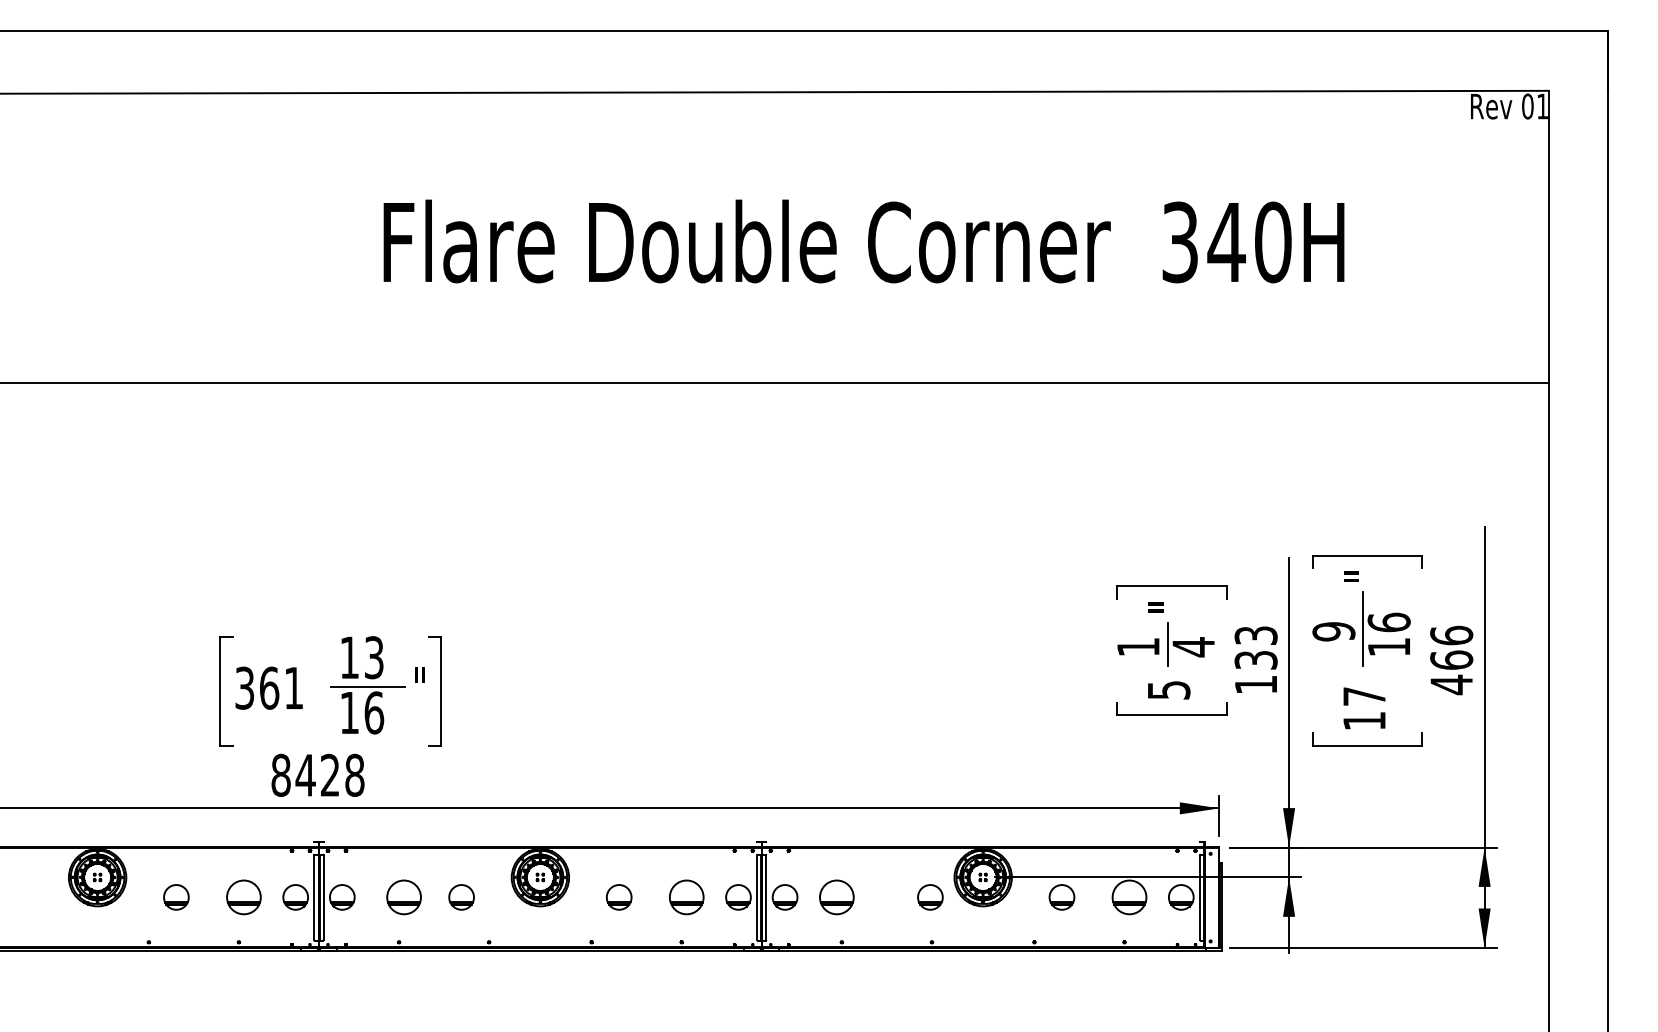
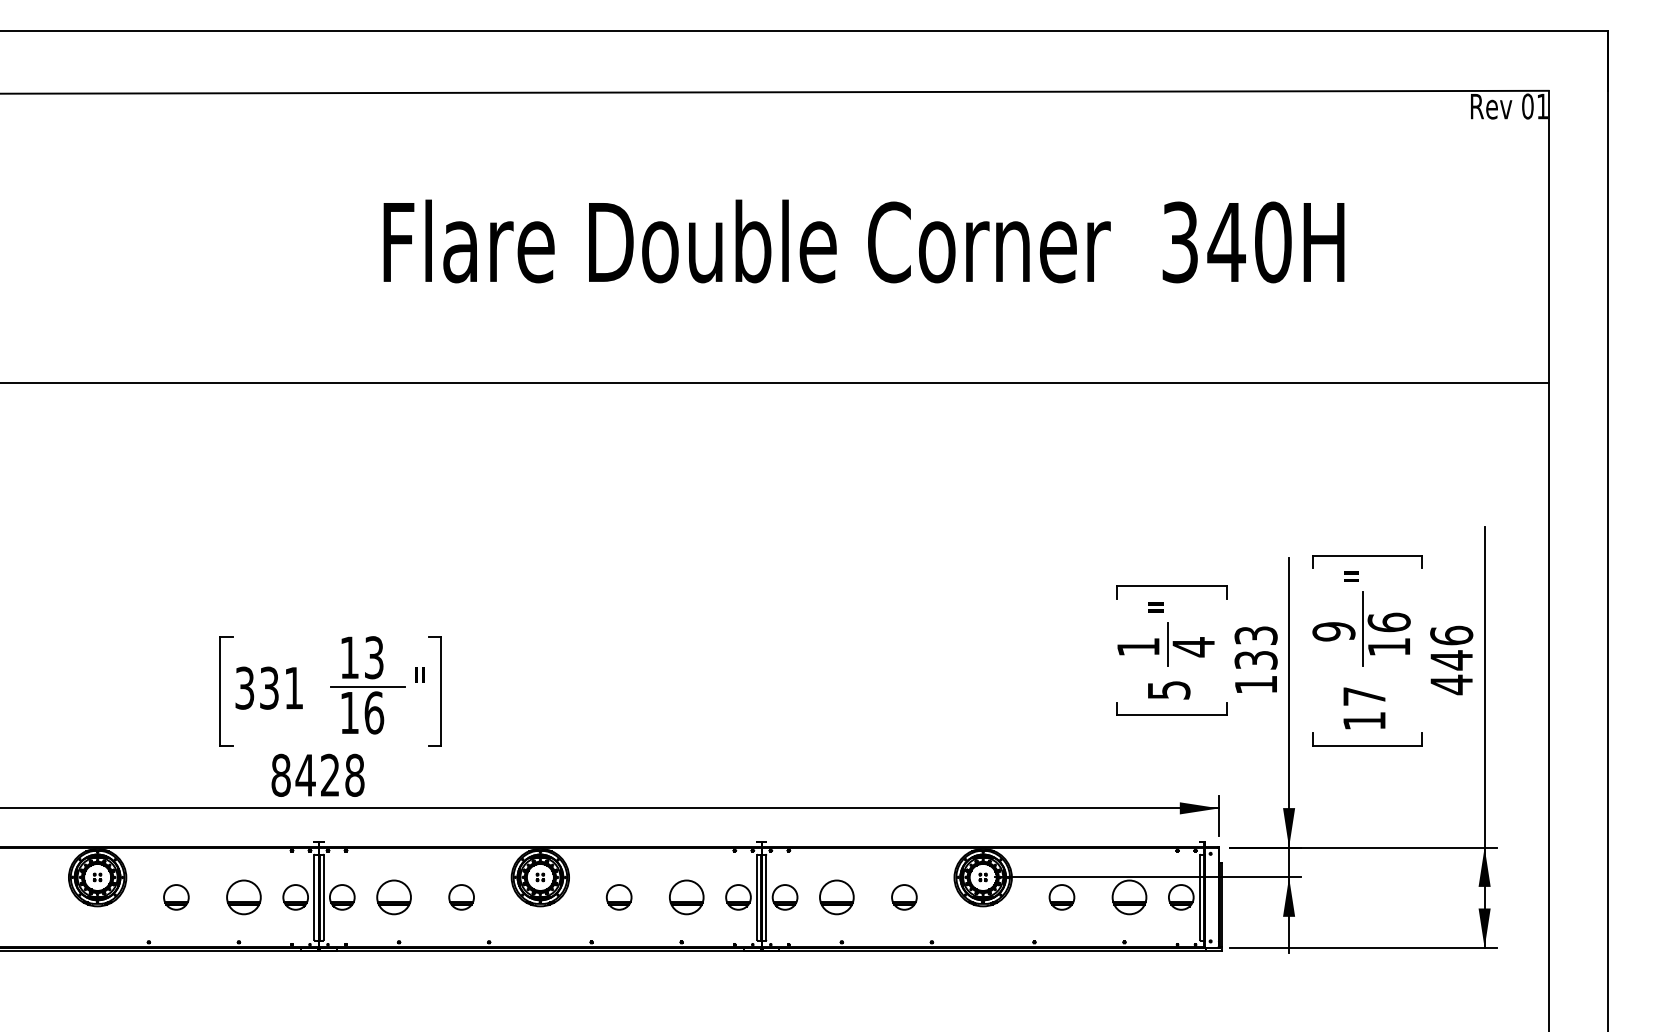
text: 466 -> 446 (1451, 660)
text: 361 -> 331 (269, 687)
part position: (403, 897) -> (393, 897) (393, 897)
part position: (930, 897) -> (904, 897) (904, 897)
